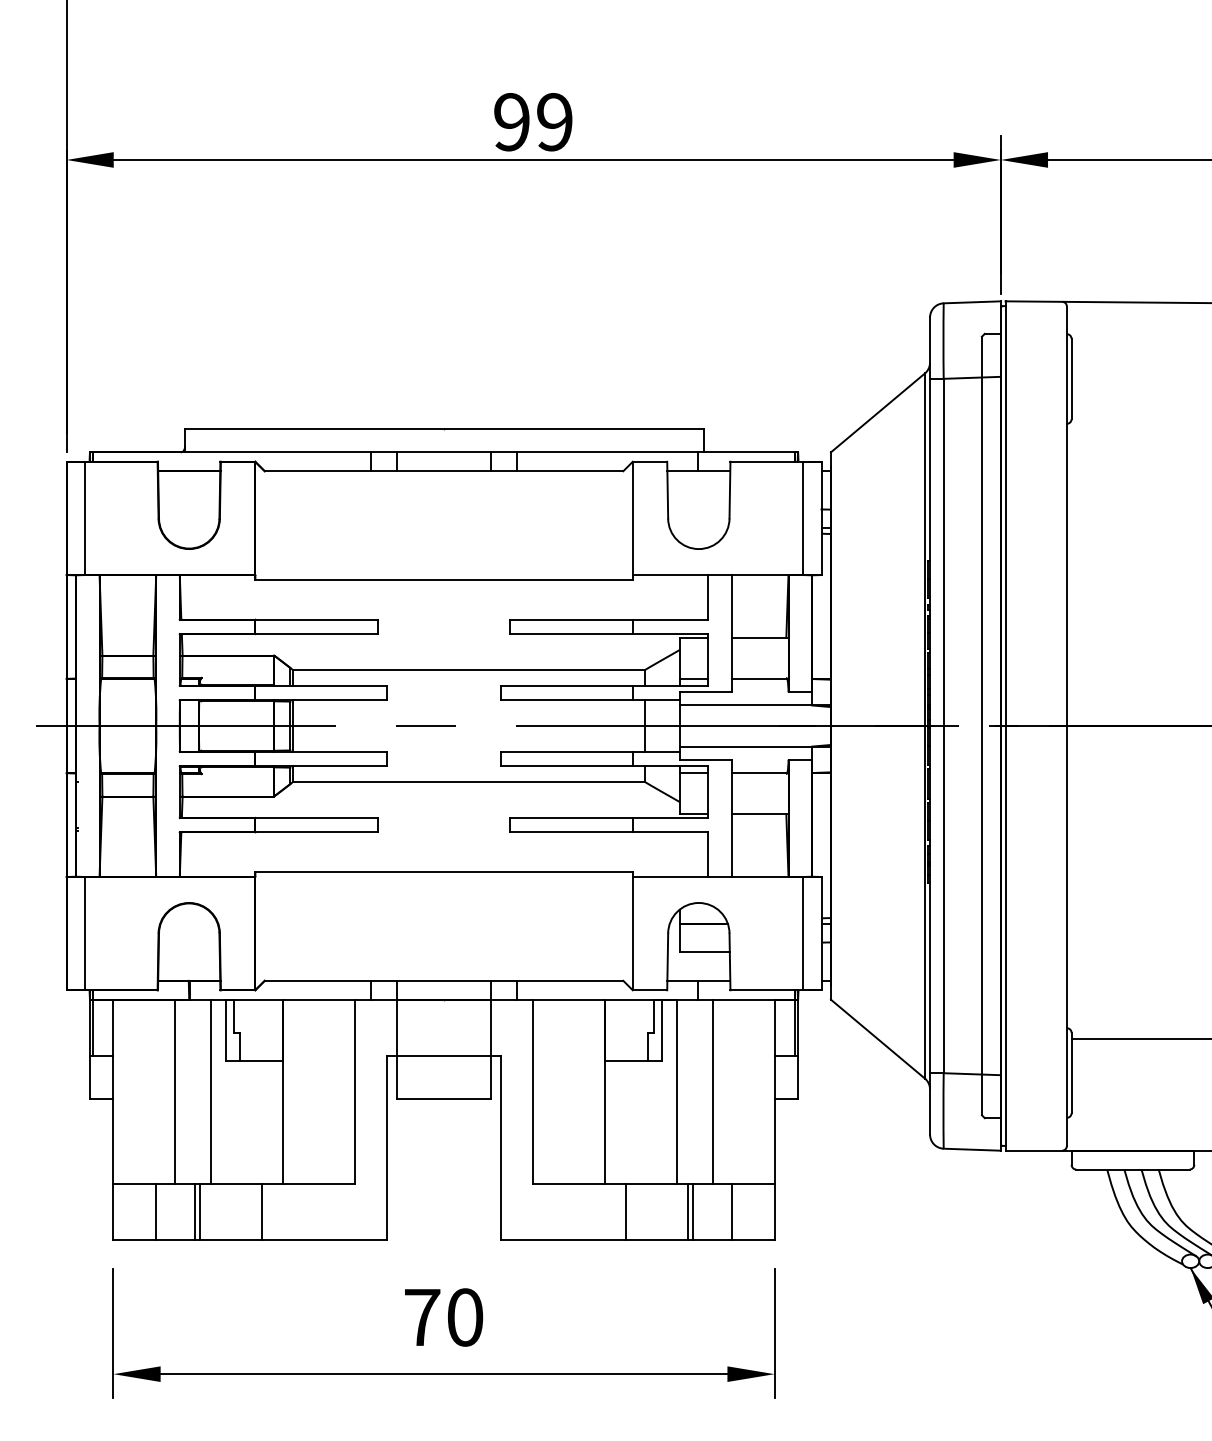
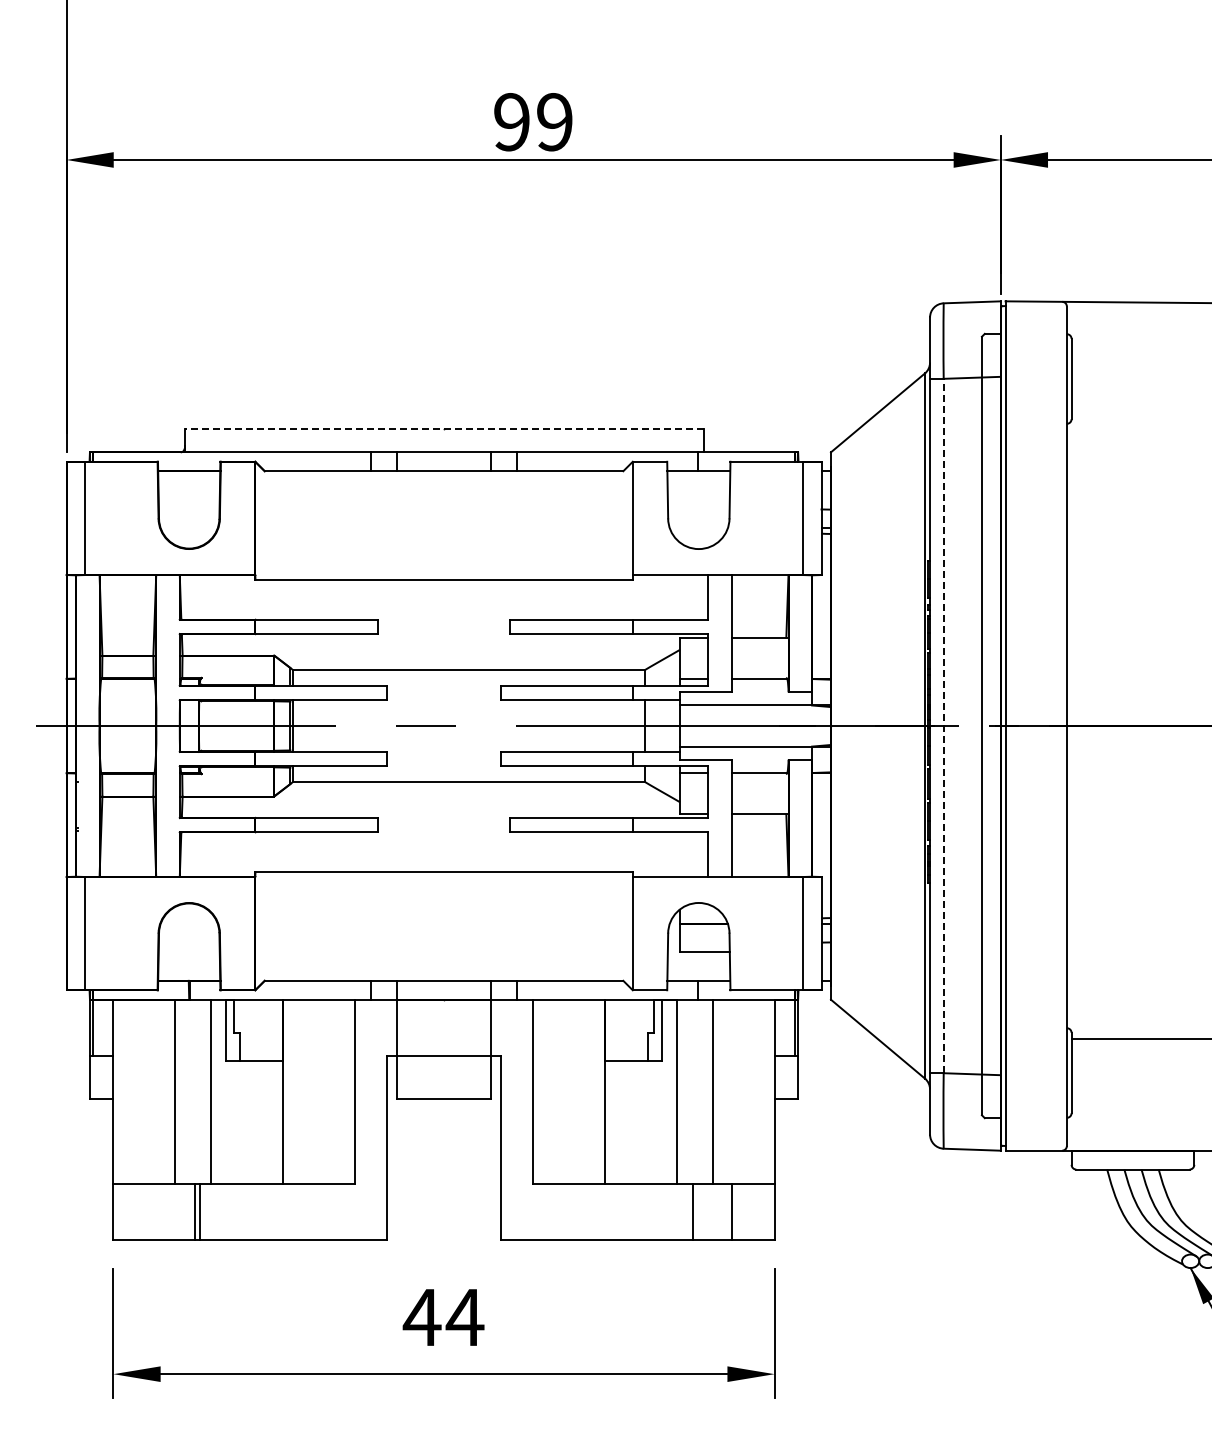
line: solid -> dashed (444, 428)
line: solid -> dashed (943, 725)
line: present -> none (156, 1211)
line: present -> none (261, 1211)
line: present -> none (626, 1211)
line: present -> none (688, 1211)
text: 70 -> 44 (443, 1317)
